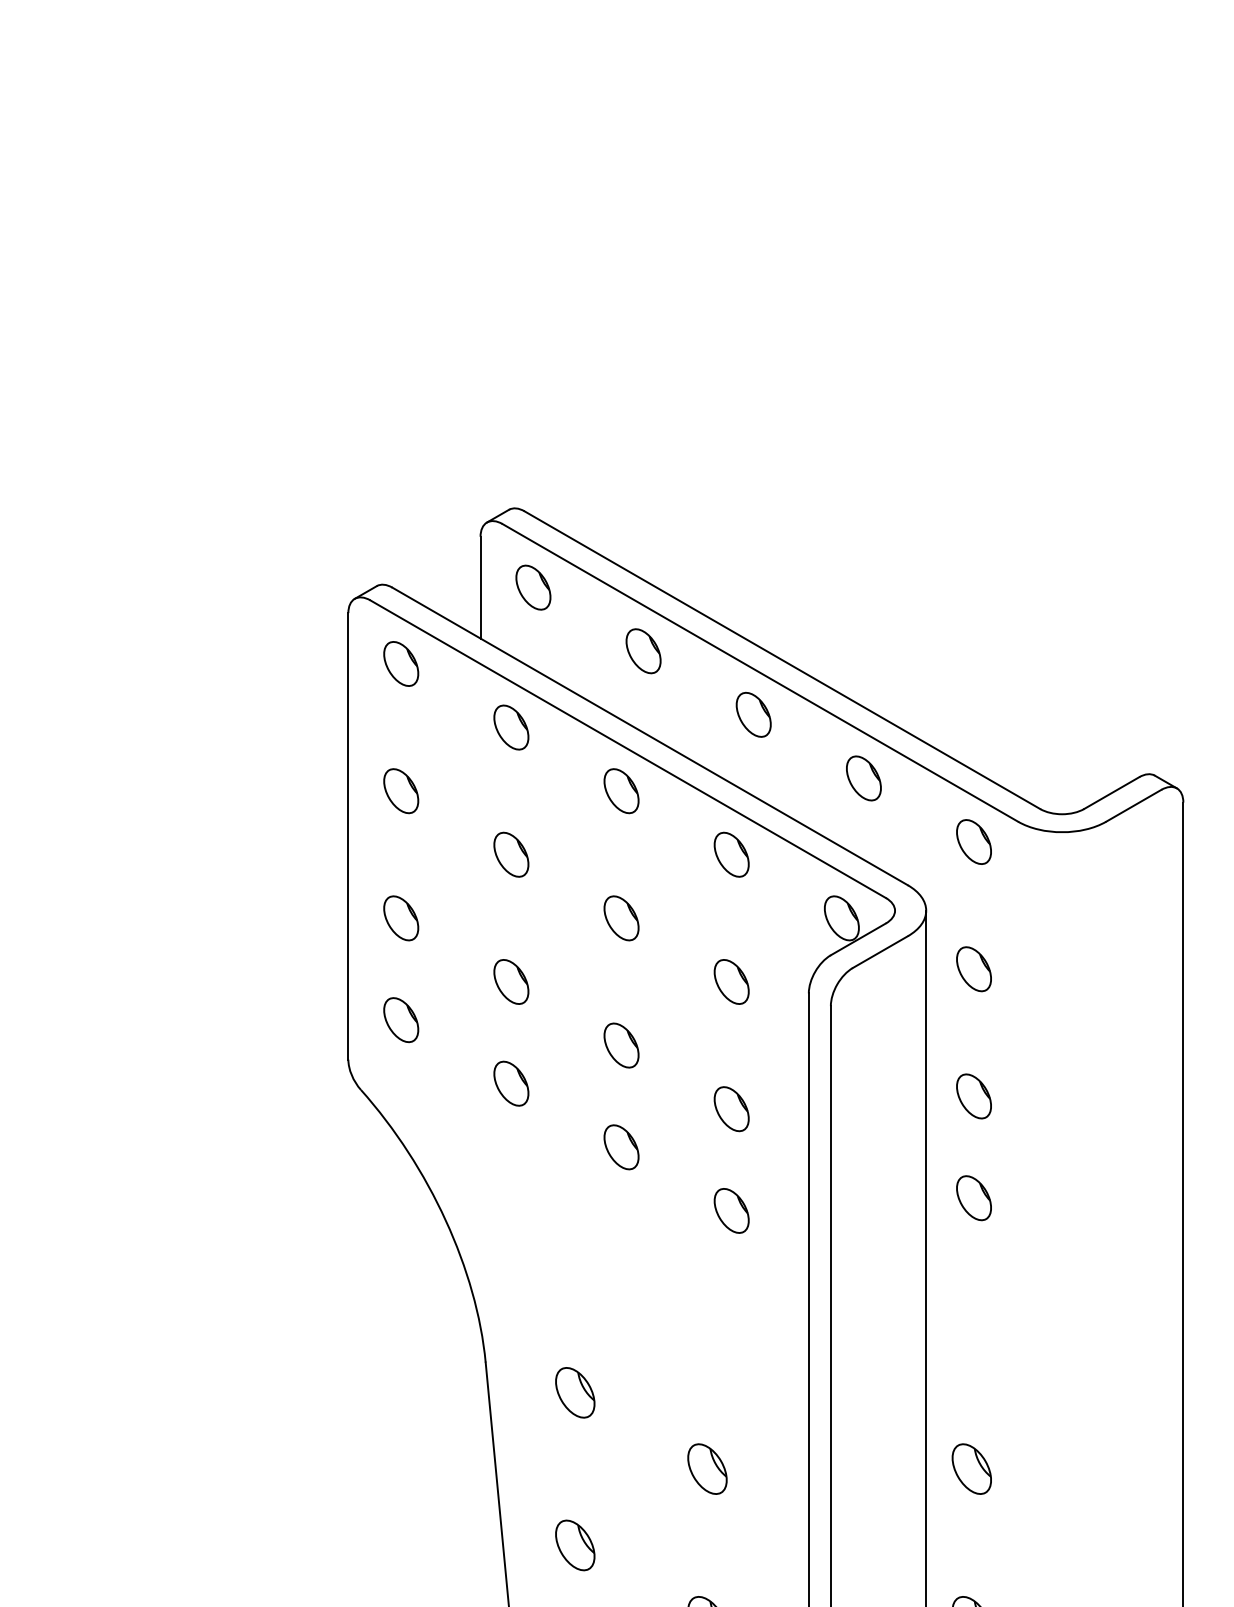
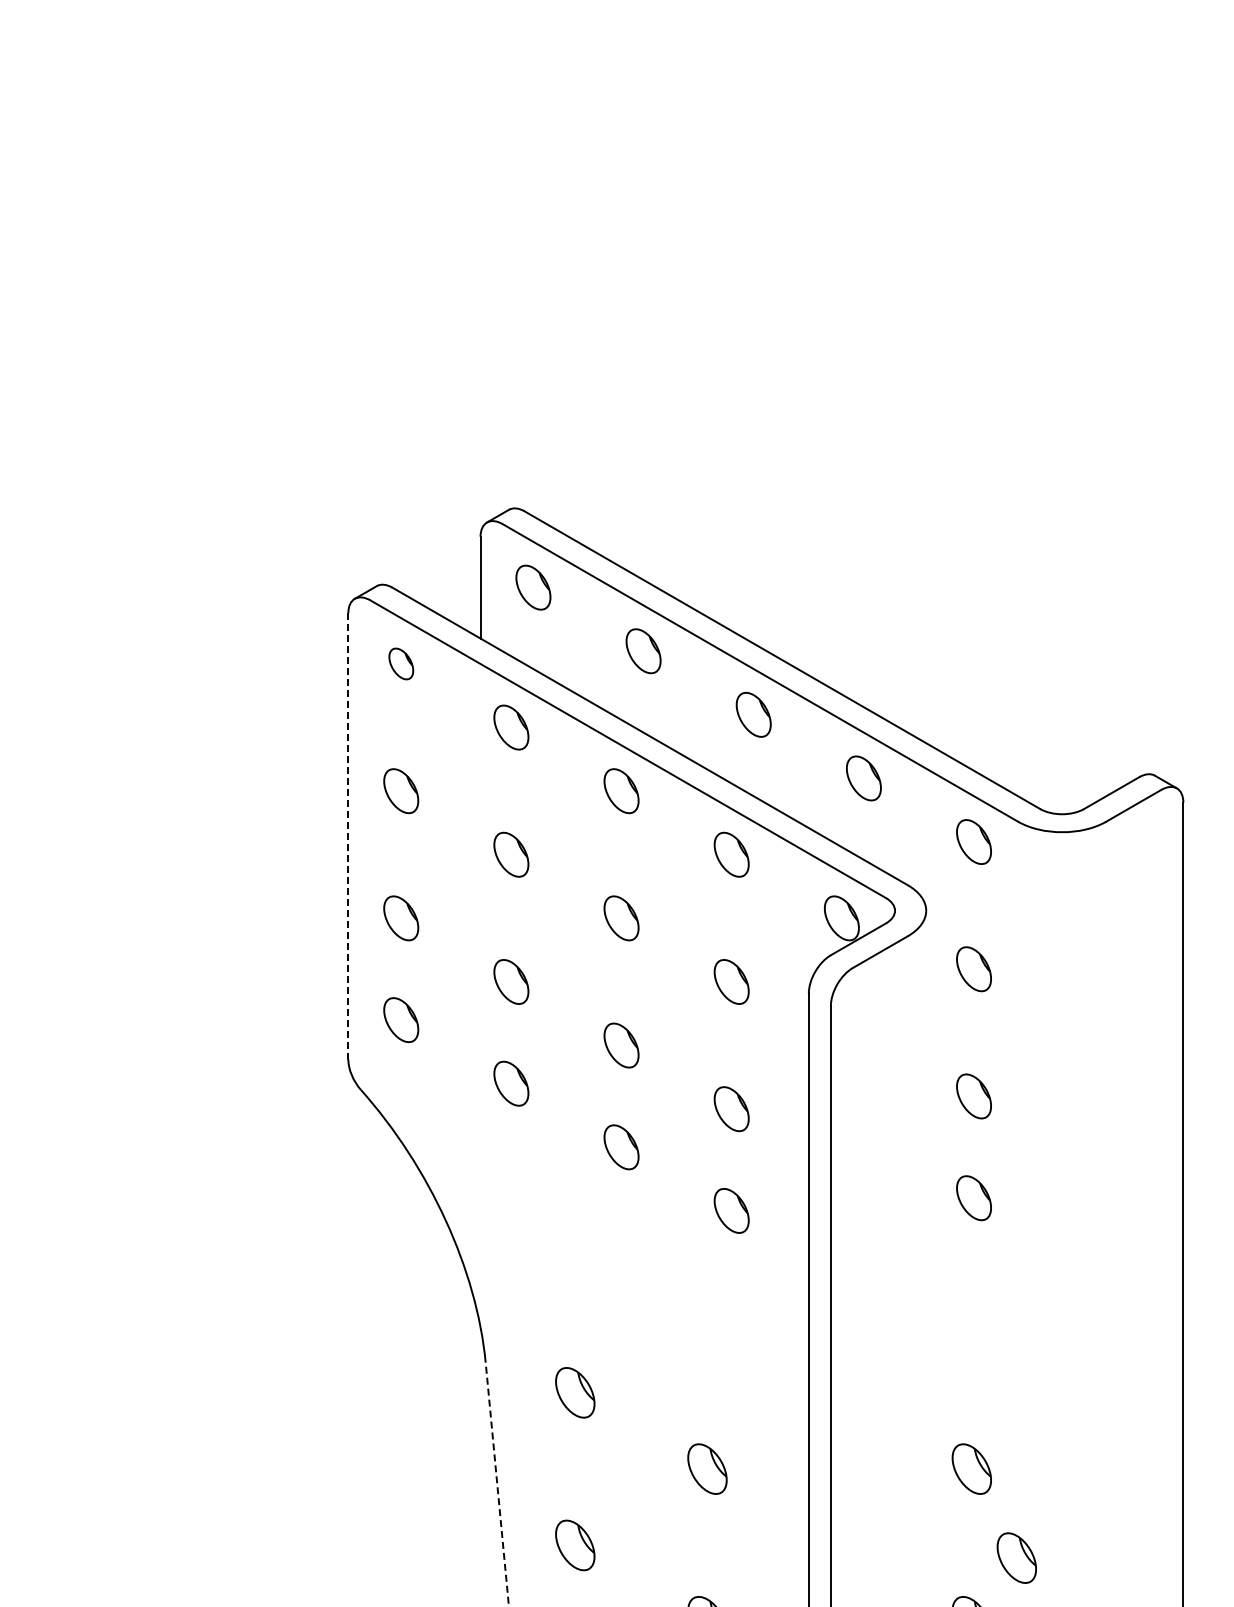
part size: 37x46 px -> 27x34 px (401, 663)
line: solid -> dashed (348, 835)
line: present -> none (926, 1256)
line: solid -> dashed (497, 1484)
part: none -> present (1016, 1557)
